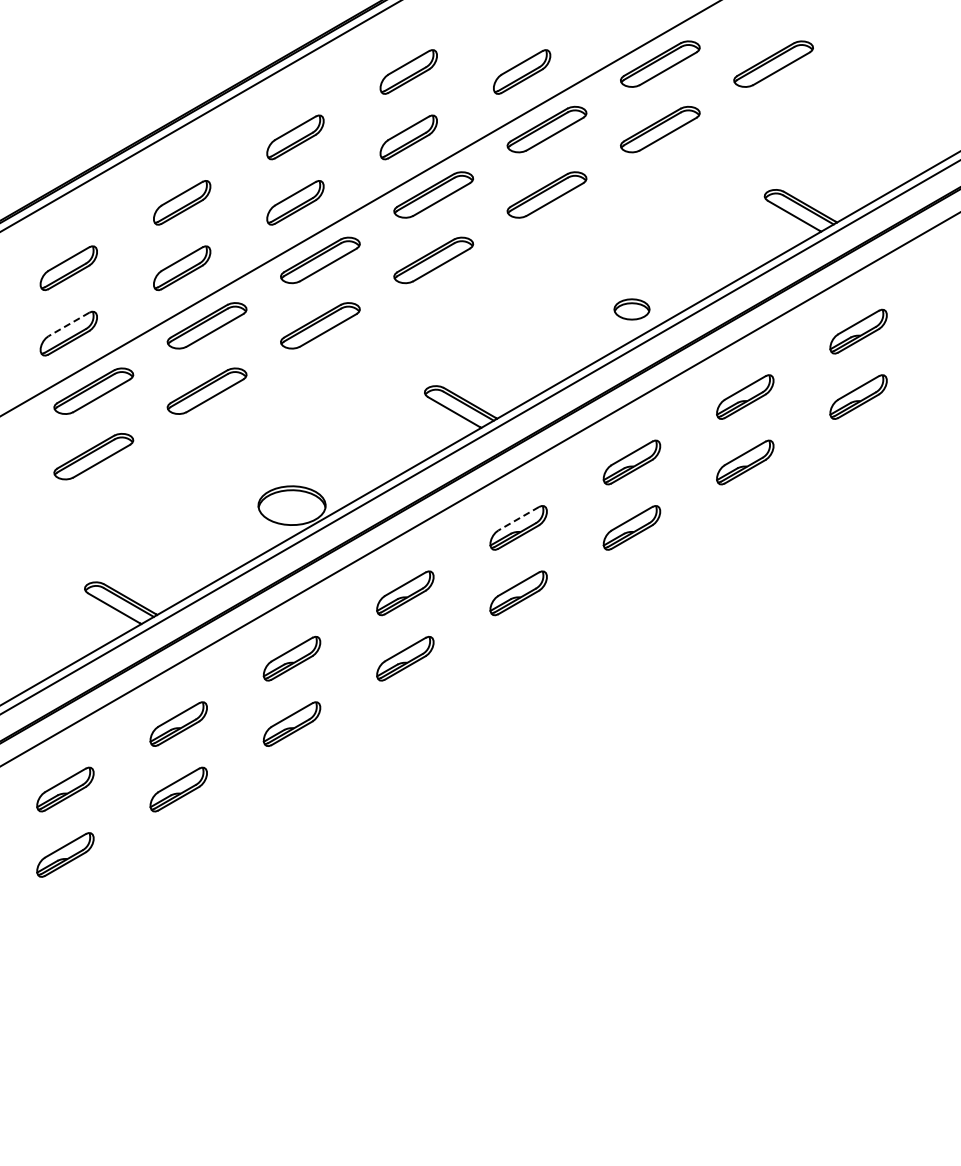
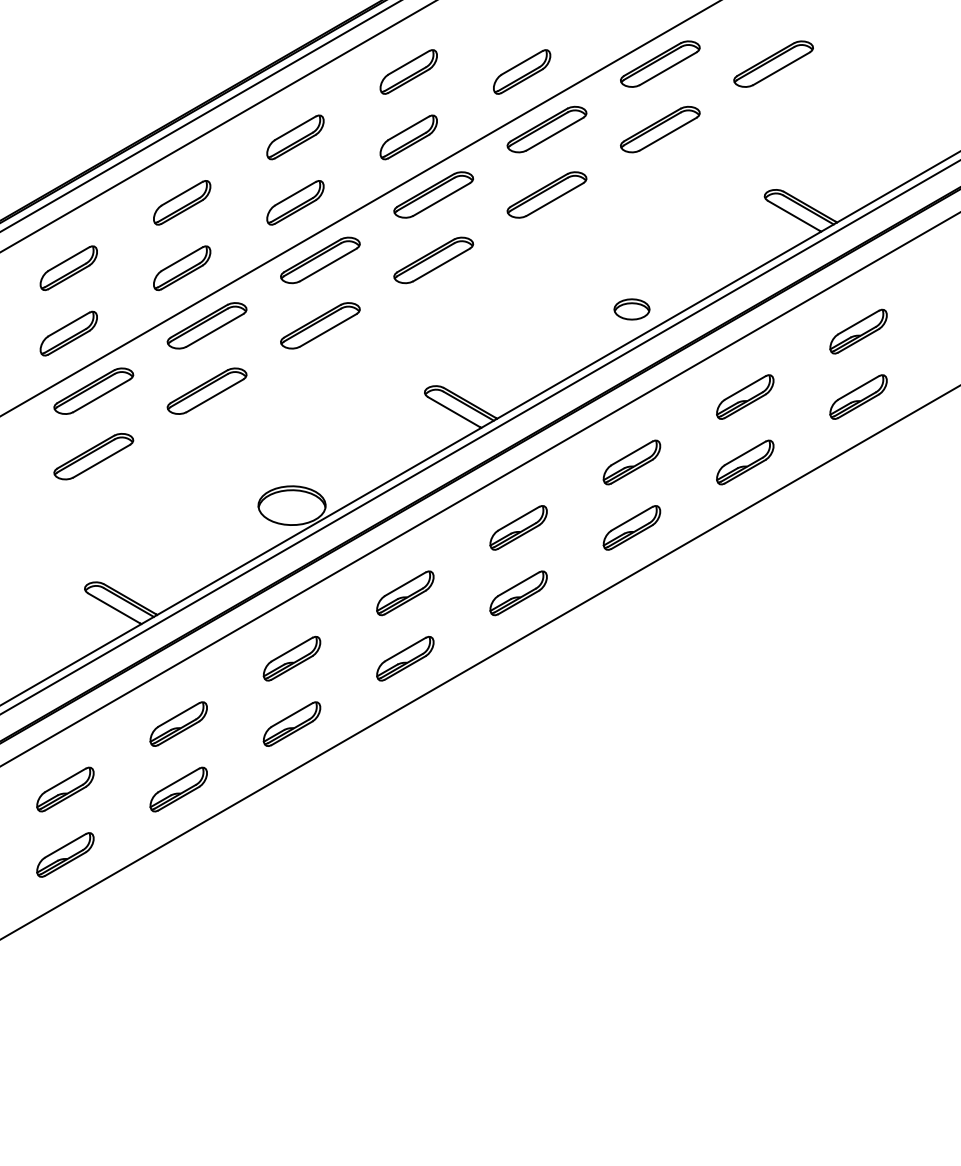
line: none -> present (217, 126)
line: dashed -> solid (68, 324)
line: dashed -> solid (518, 518)
line: none -> present (479, 662)
